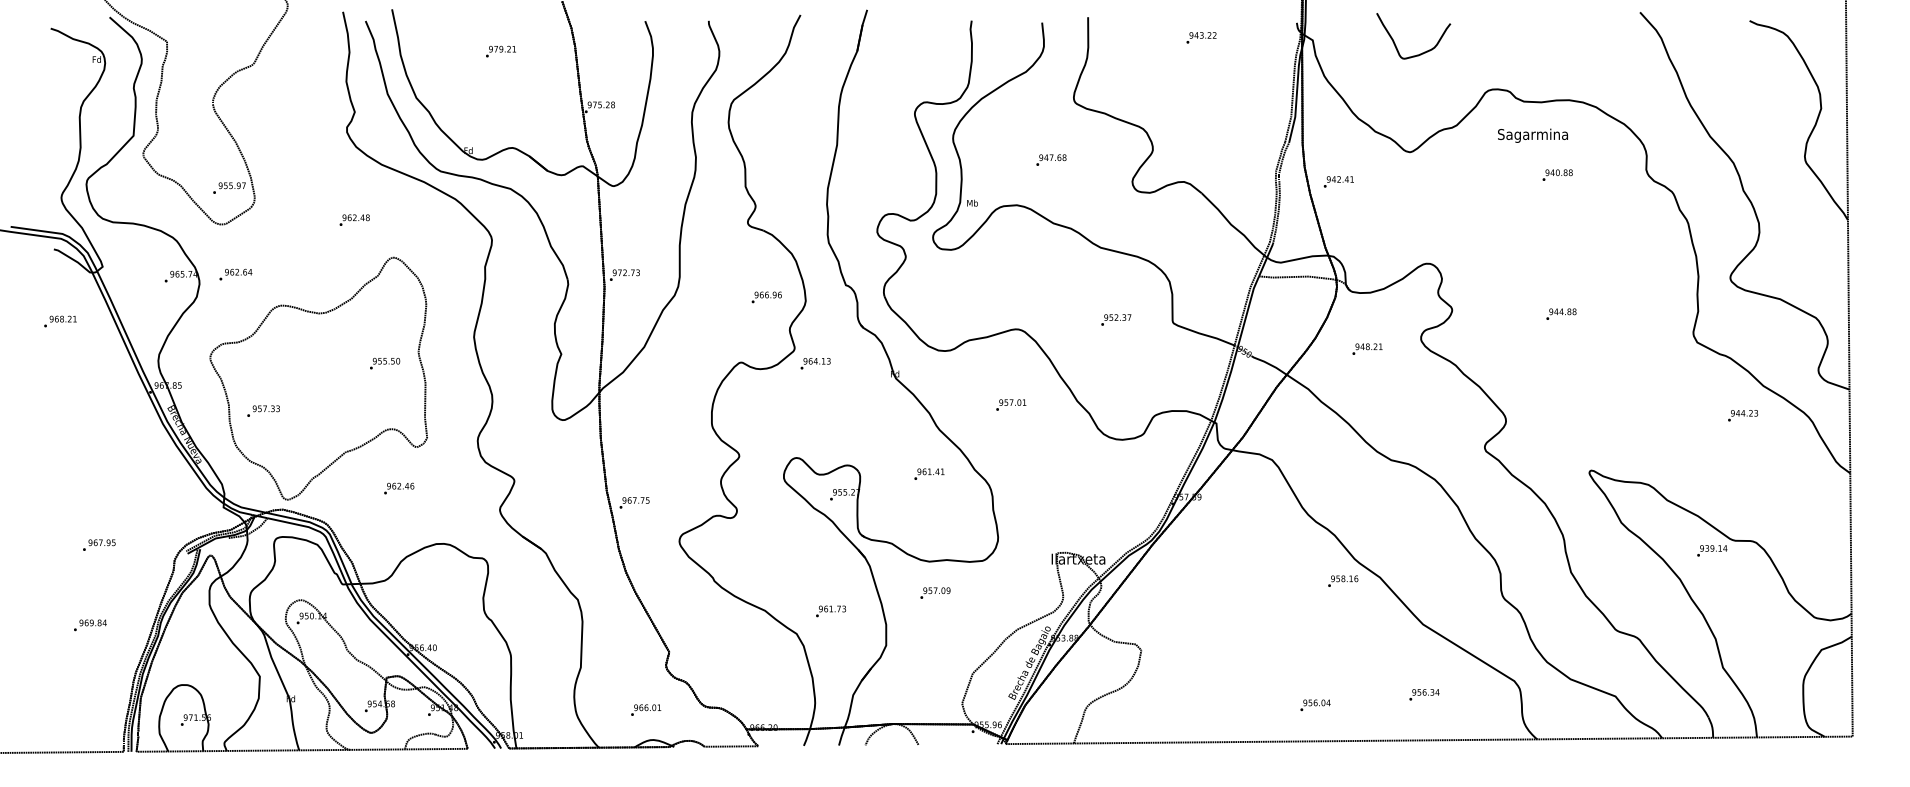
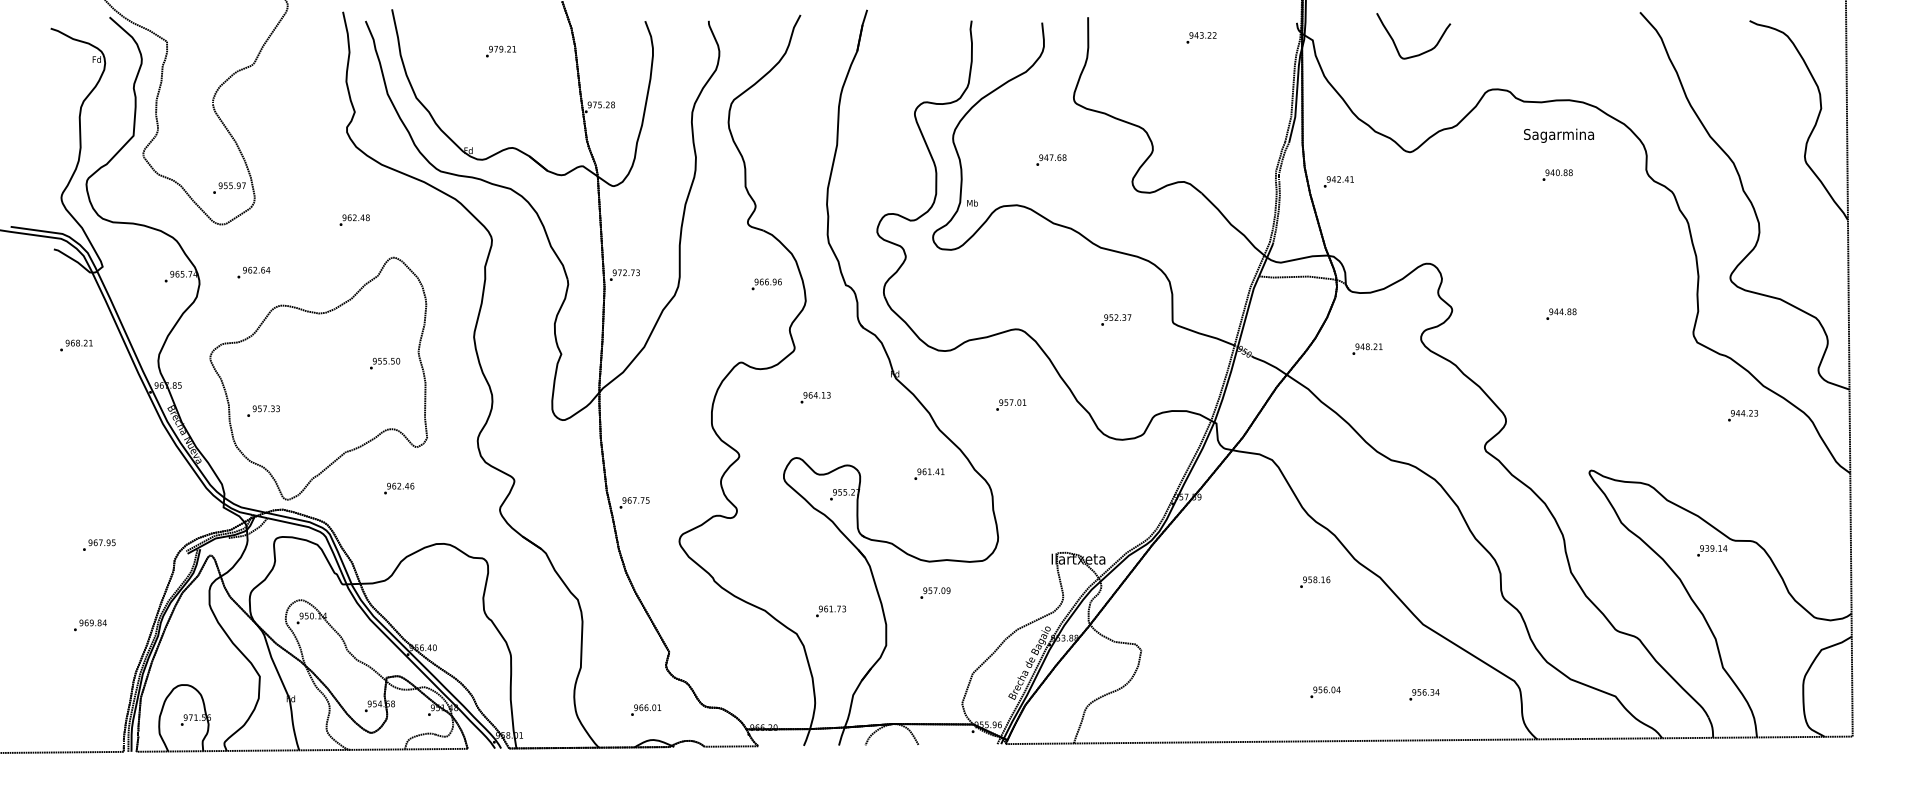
text position: (1532, 135) -> (1558, 135) (1558, 135)
text position: (235, 274) -> (253, 272) (253, 272)
text position: (766, 297) -> (766, 284) (766, 284)
text position: (60, 321) -> (76, 345) (76, 345)
text position: (815, 363) -> (815, 397) (815, 397)
text position: (1343, 580) -> (1315, 581) (1315, 581)
text position: (1315, 705) -> (1325, 692) (1325, 692)
